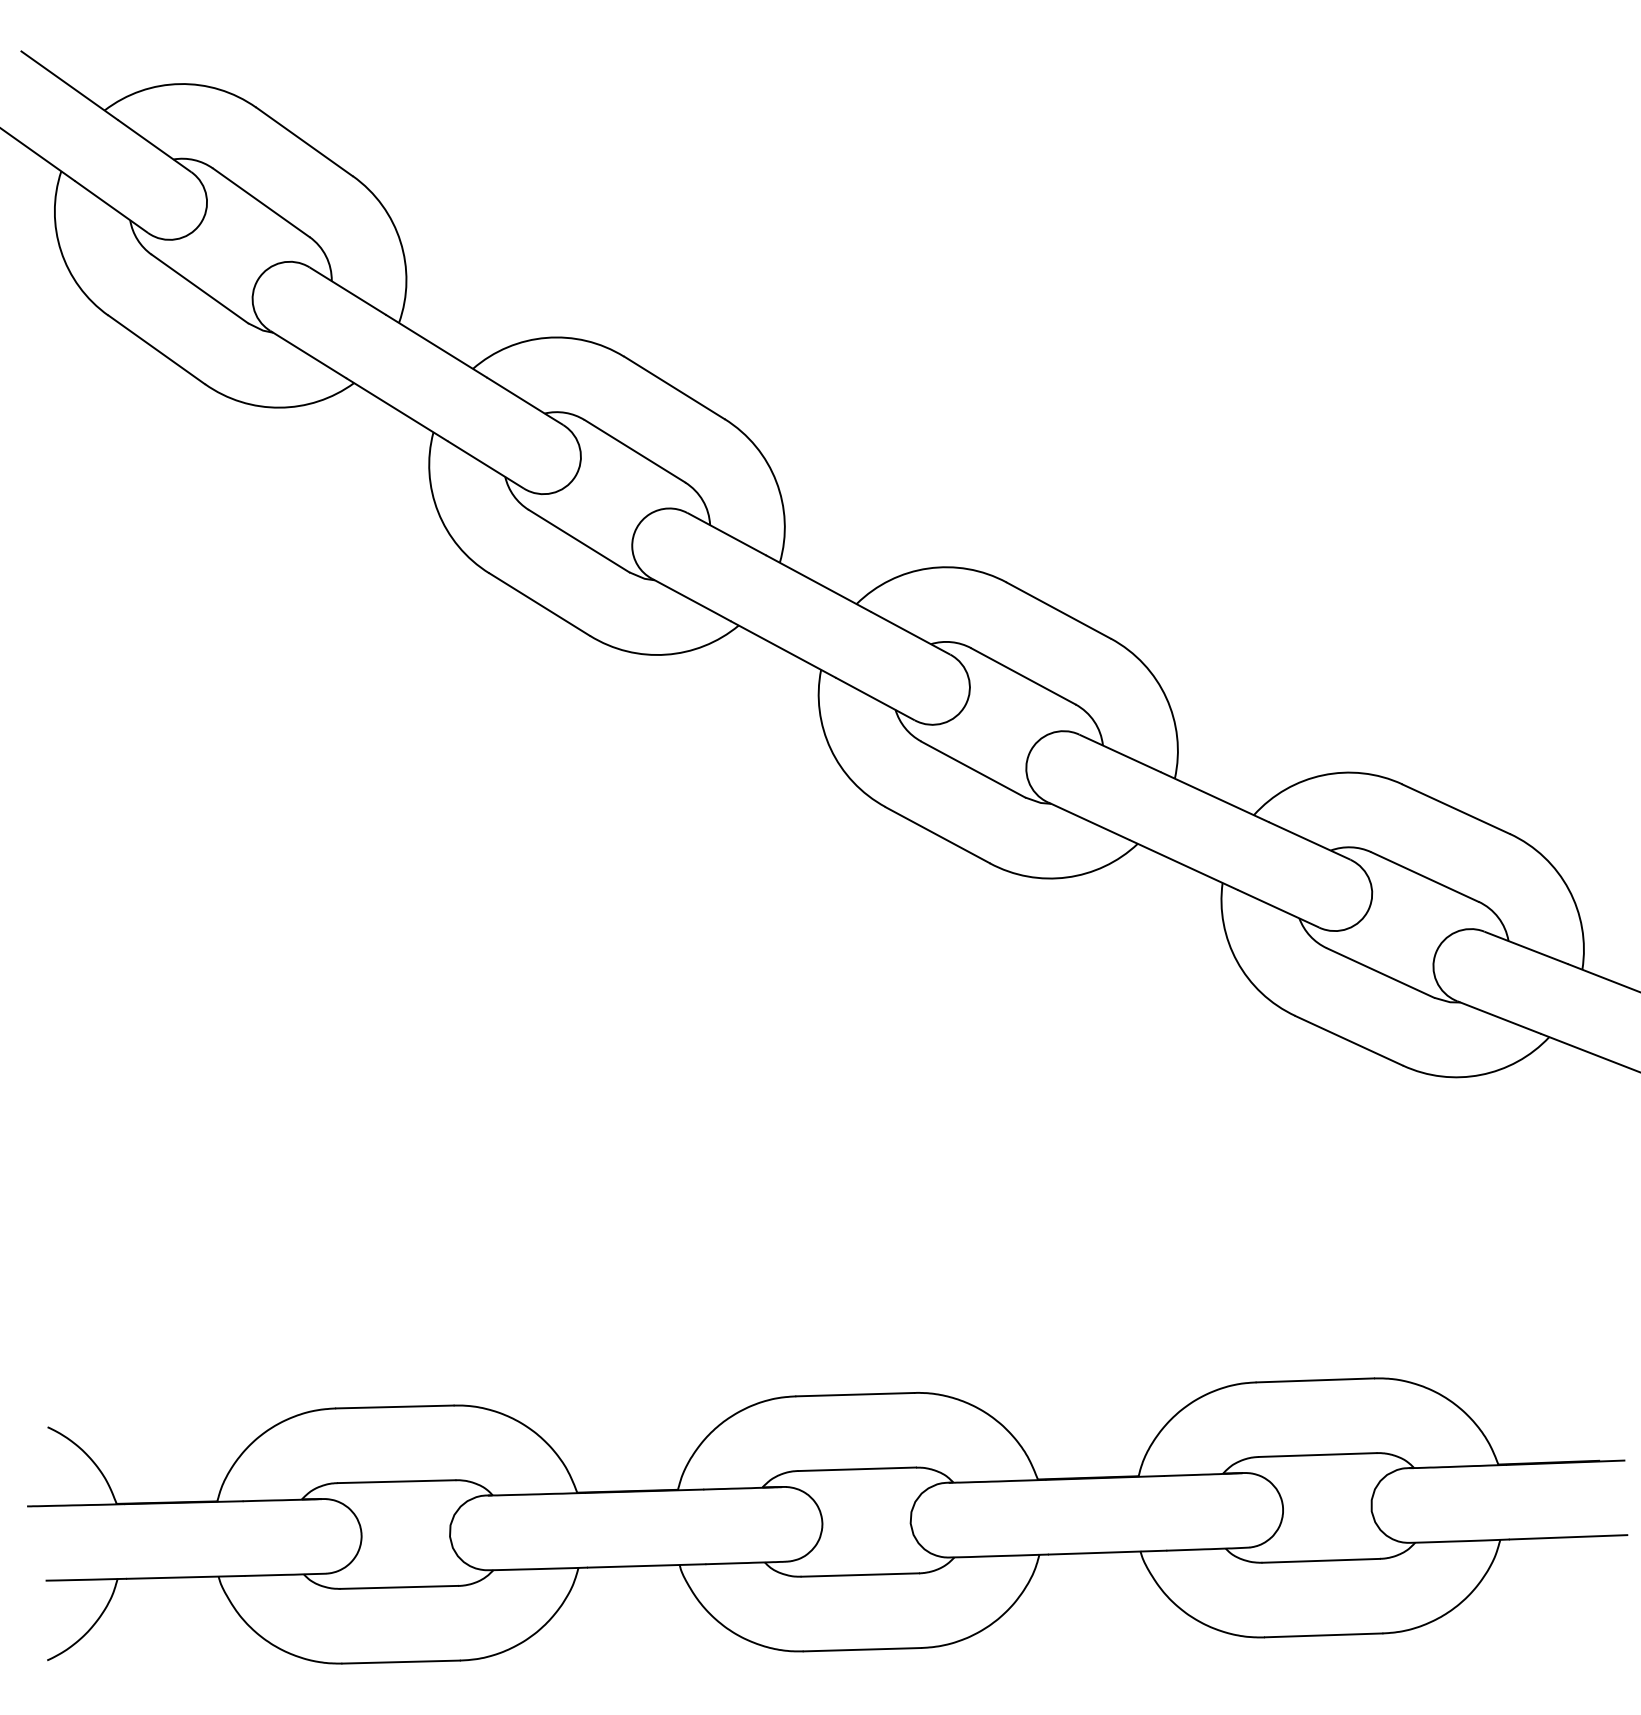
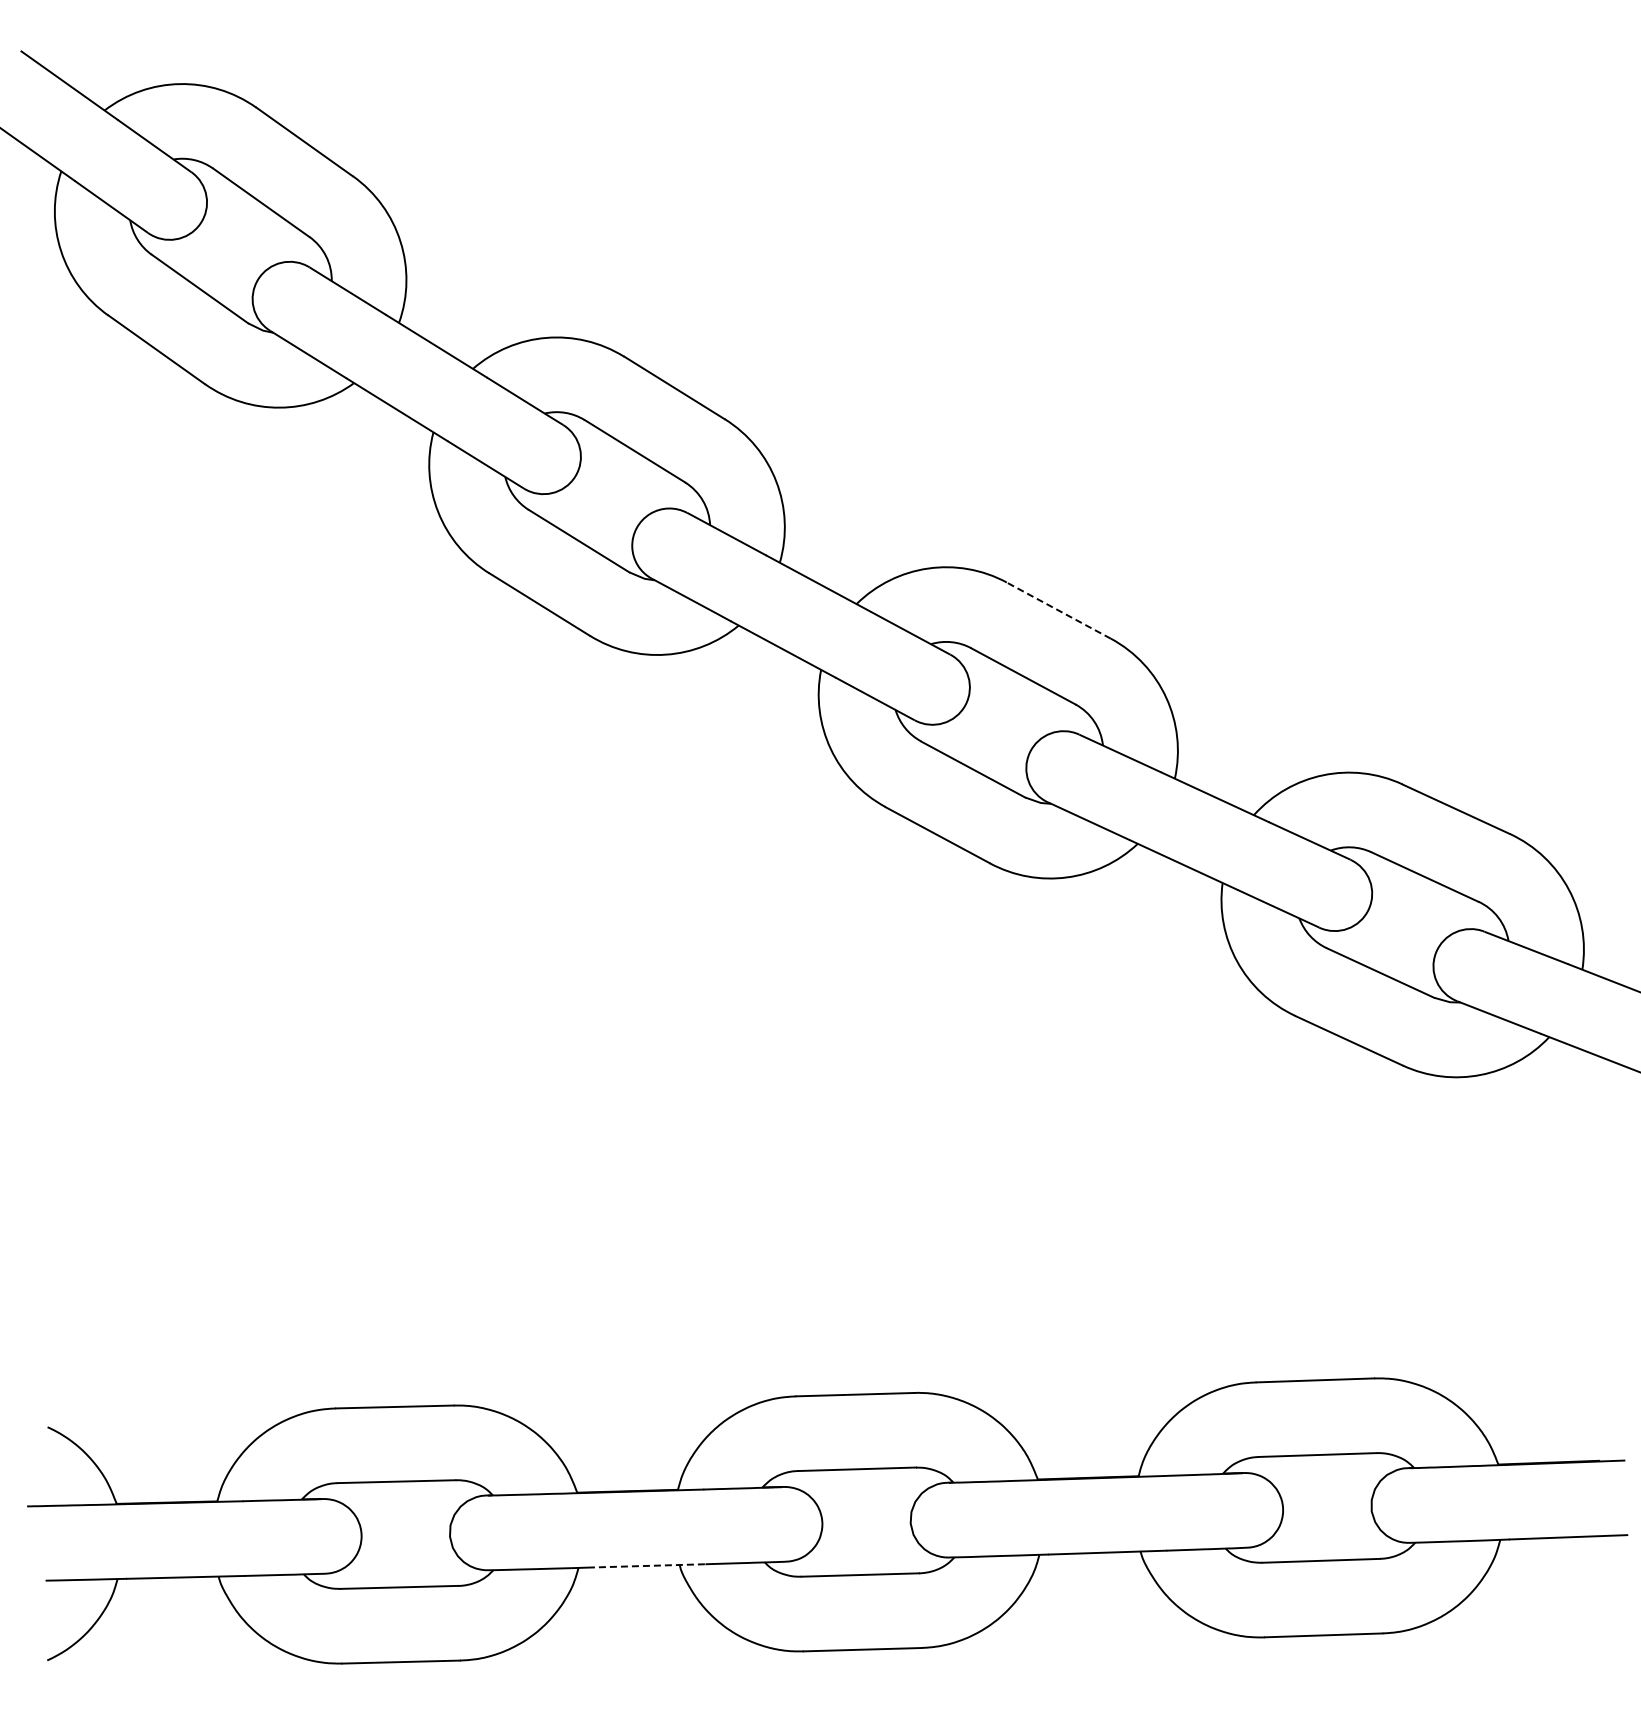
line: solid -> dashed (1058, 610)
line: solid -> dashed (646, 1565)
